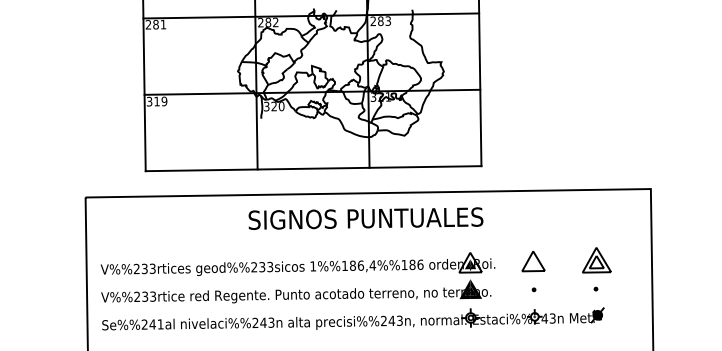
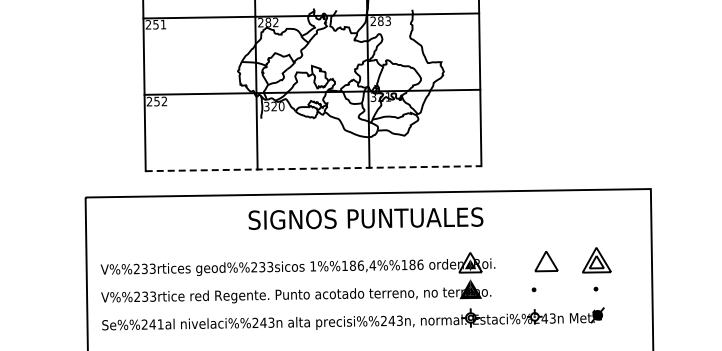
text: 281 -> 251 (155, 24)
text: 319 -> 252 (156, 101)
line: solid -> dashed (313, 168)
part position: (533, 261) -> (546, 261) (546, 261)
